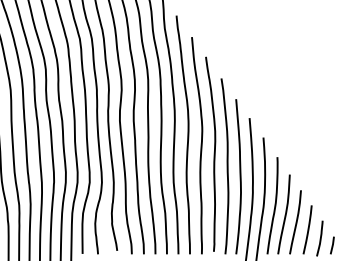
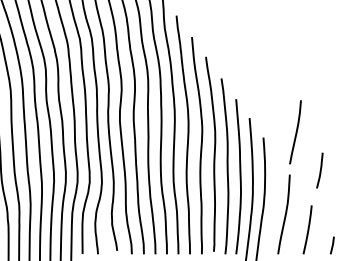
curve: present -> none (274, 205)
curve position: (295, 222) -> (295, 132) (295, 132)
line position: (319, 238) -> (319, 170) (319, 170)
